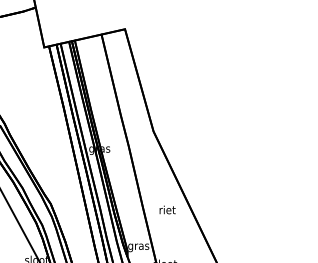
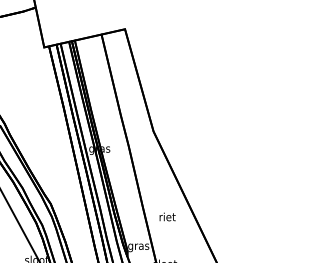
text position: (167, 209) -> (167, 216) (167, 216)
